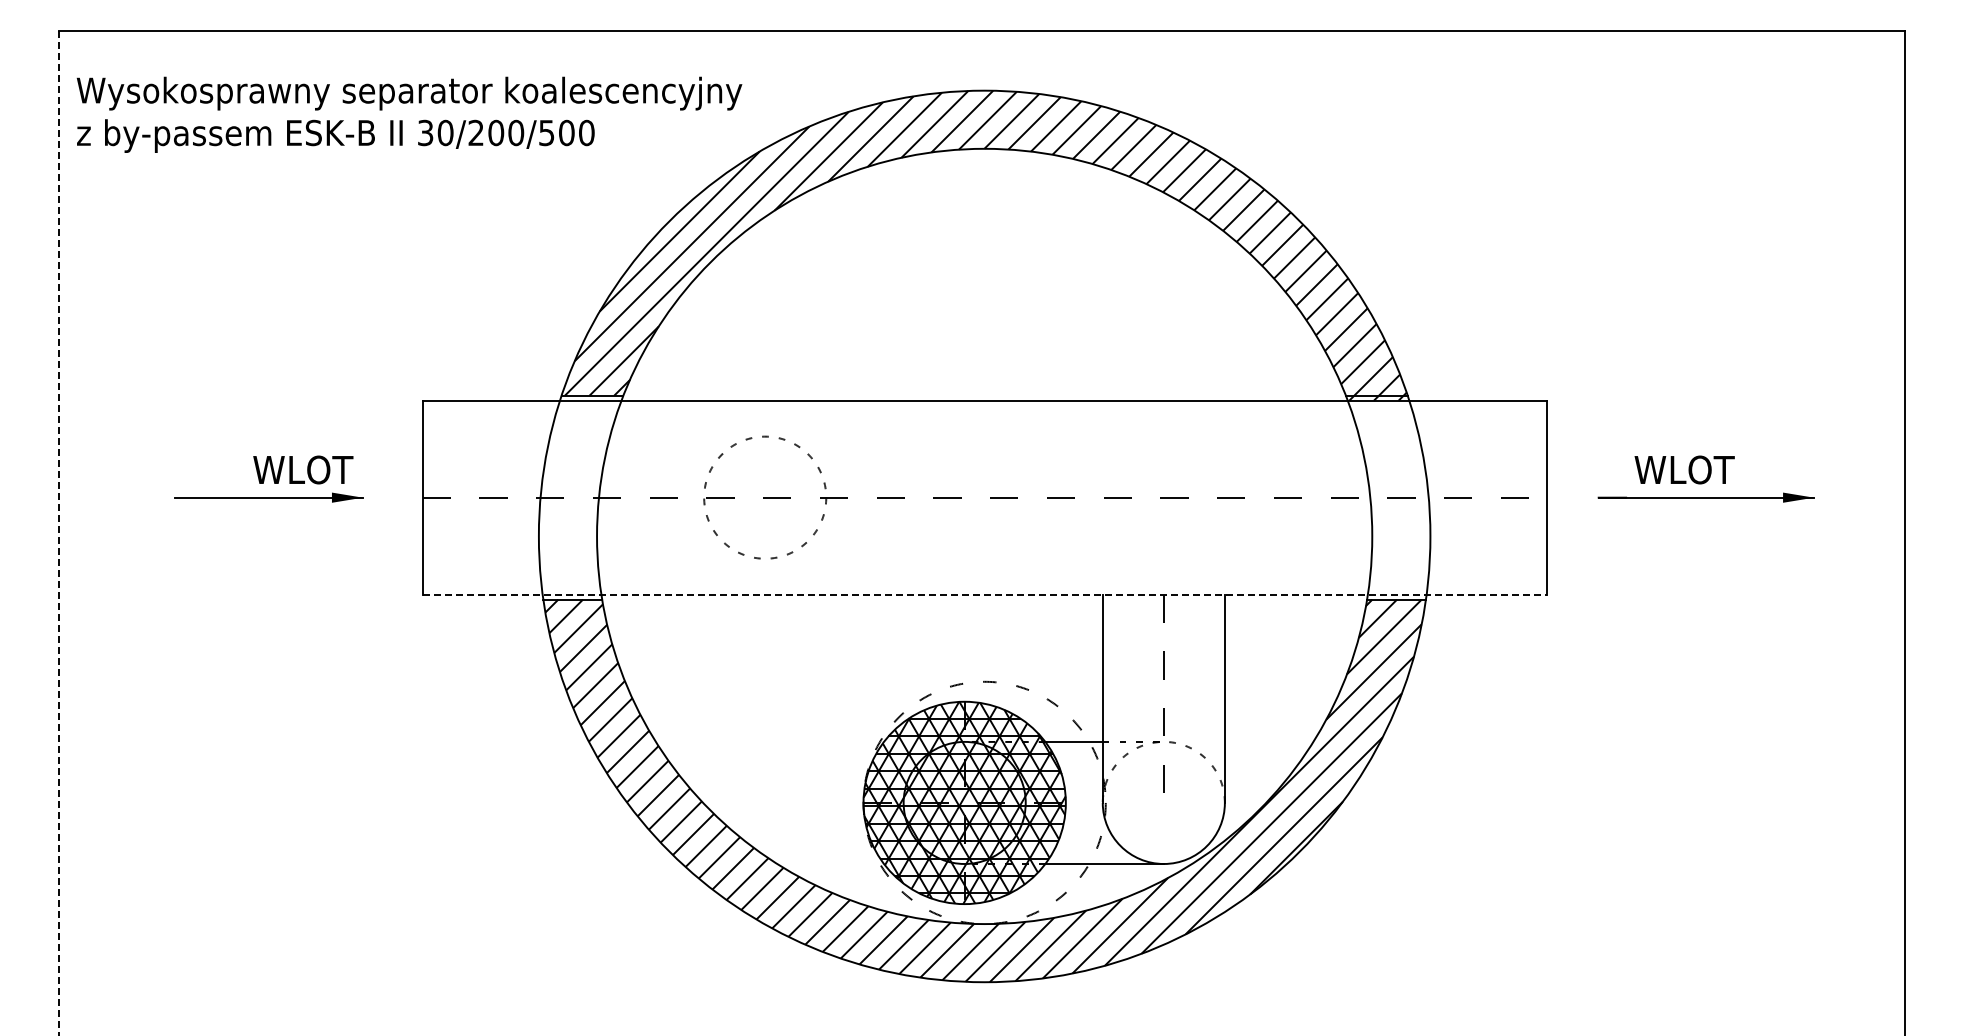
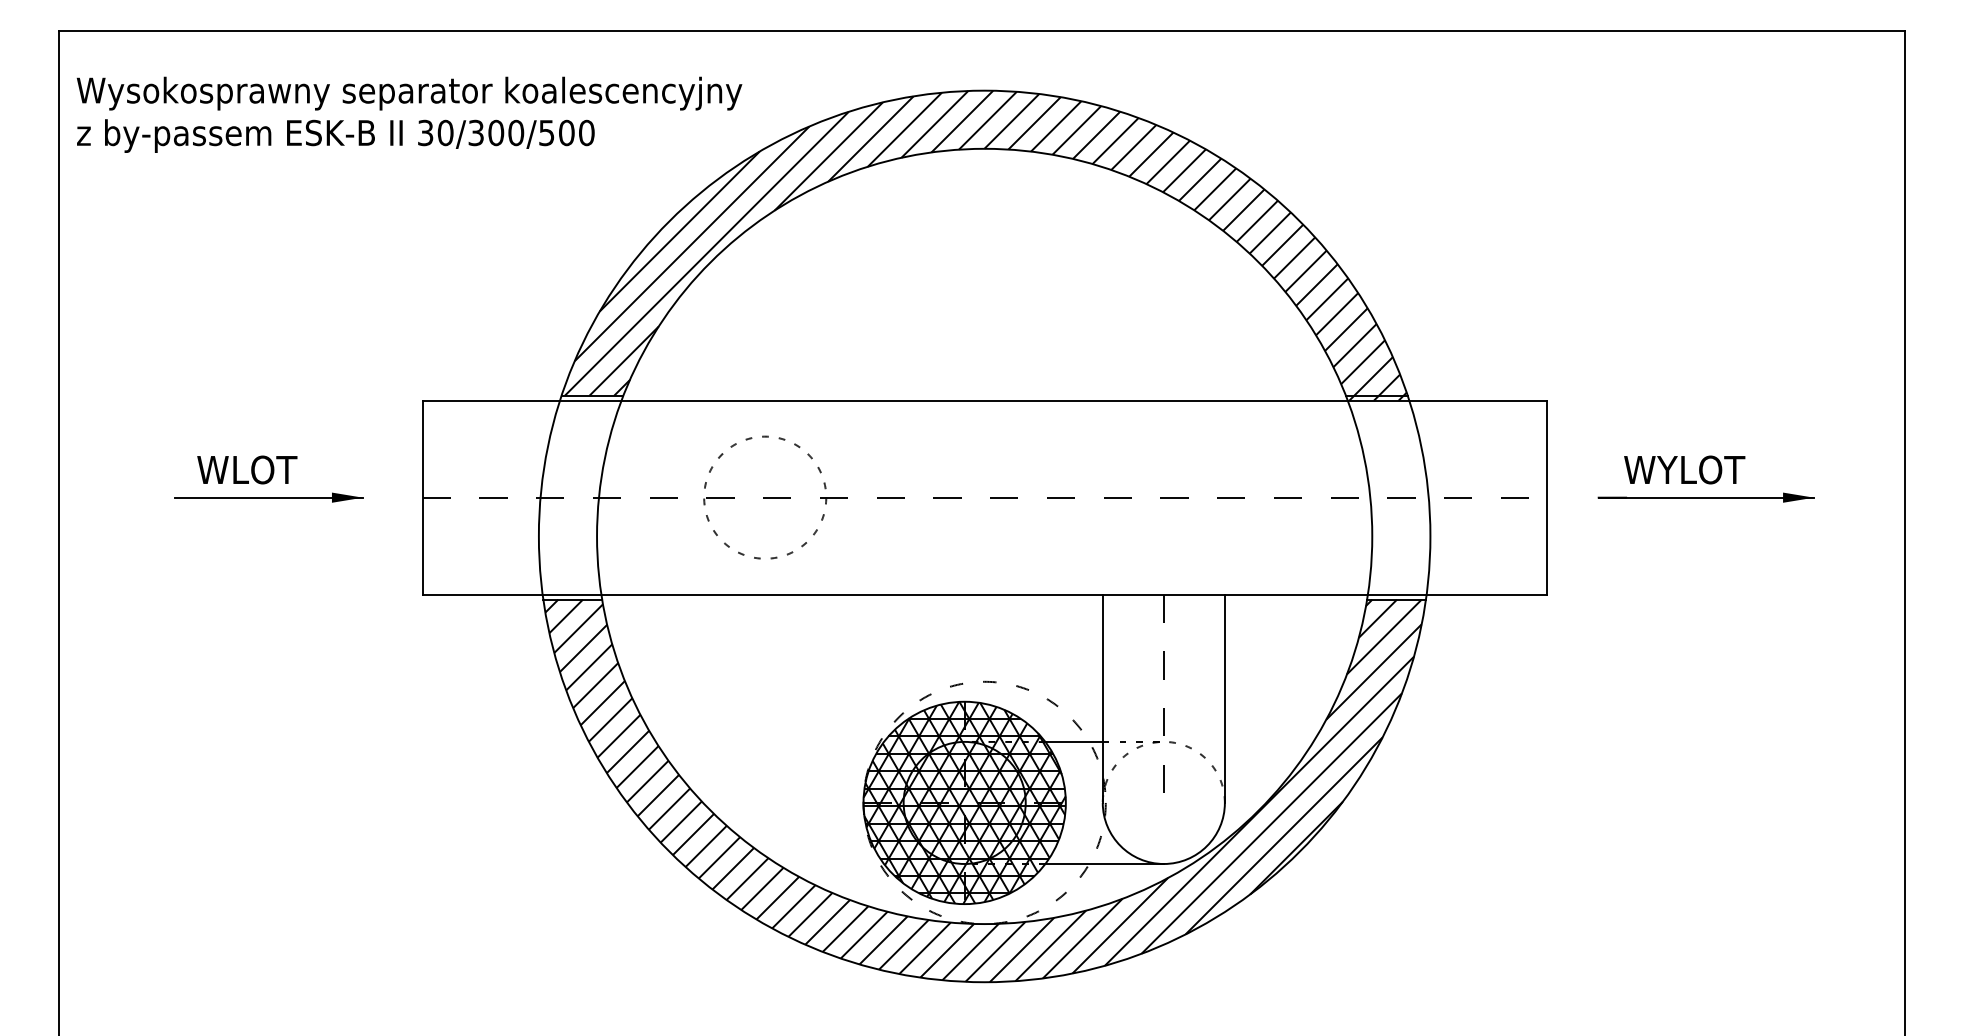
text: 30/200/500 -> 30/300/500 (475, 133)
text position: (303, 469) -> (247, 469) (247, 469)
text: WLOT -> WYLOT (1684, 469)
line: dashed -> solid (58, 533)
line: dashed -> solid (985, 594)
